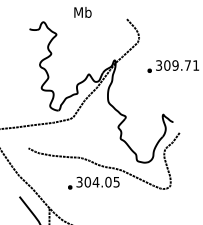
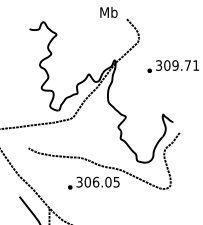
text position: (82, 12) -> (108, 12) (108, 12)
text: 304.05 -> 306.05 (95, 181)
